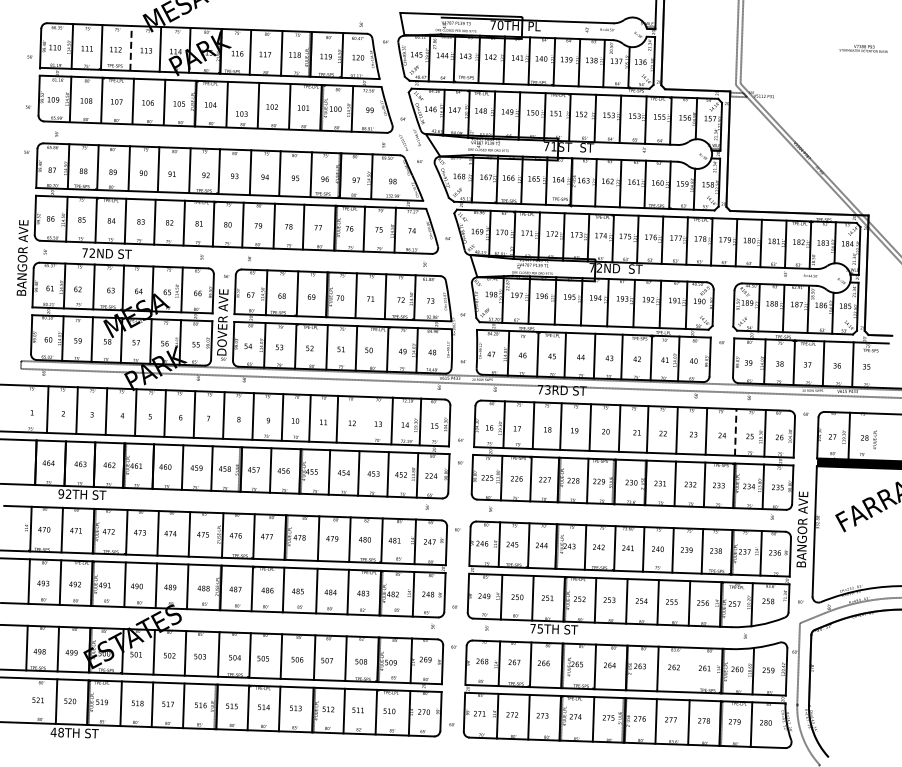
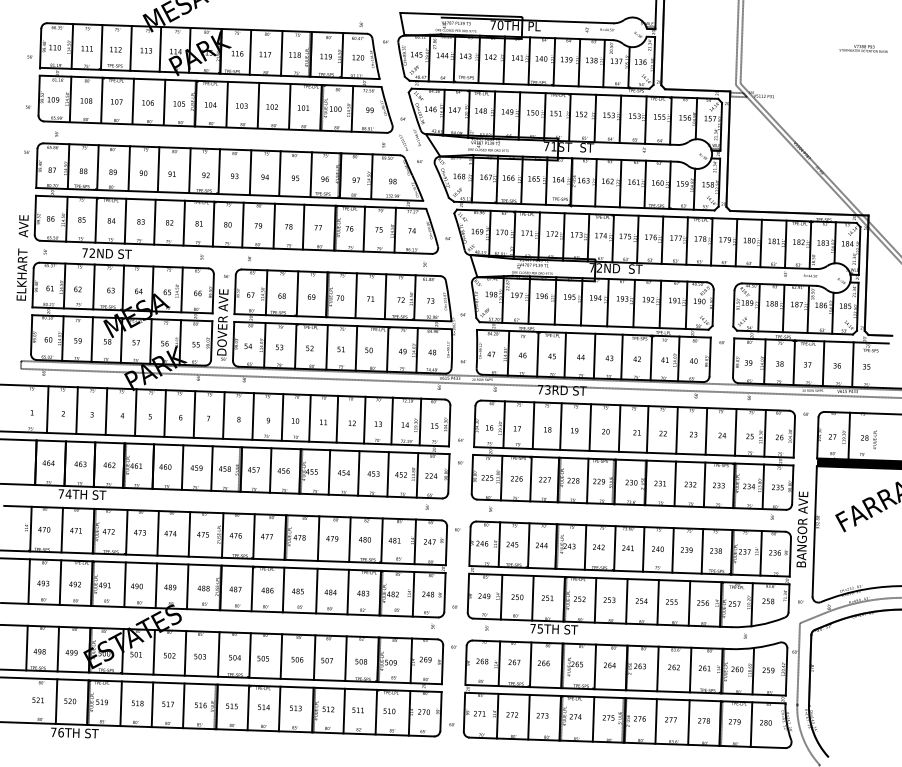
line: dashed -> solid (131, 47)
text position: (241, 113) -> (241, 105) (241, 105)
text: BANGOR AVE -> ELKHART   AVE (22, 257)
line: none -> present (364, 419)
line: dashed -> solid (735, 431)
text: 92TH -> 74TH (64, 493)
line: none -> present (690, 669)
text: 48TH -> 76TH (56, 732)
